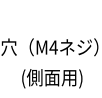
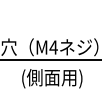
line: none -> present (50, 60)
